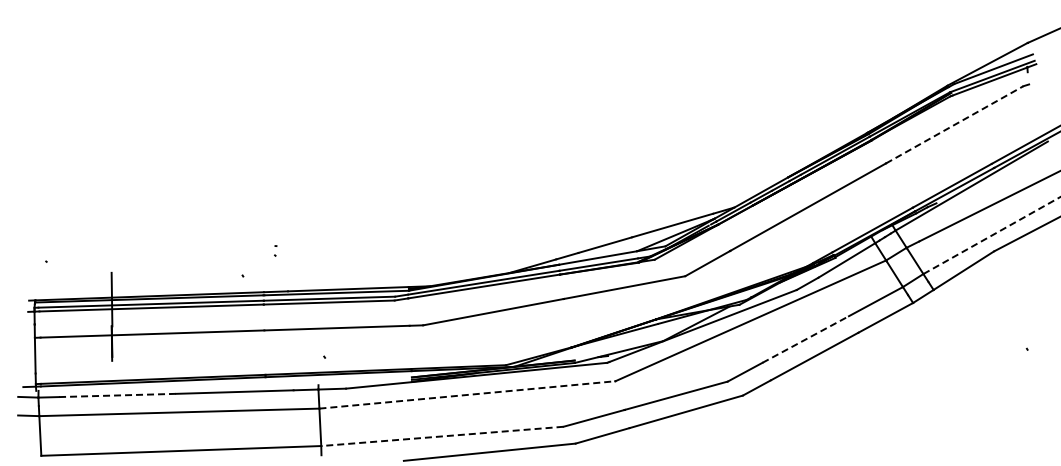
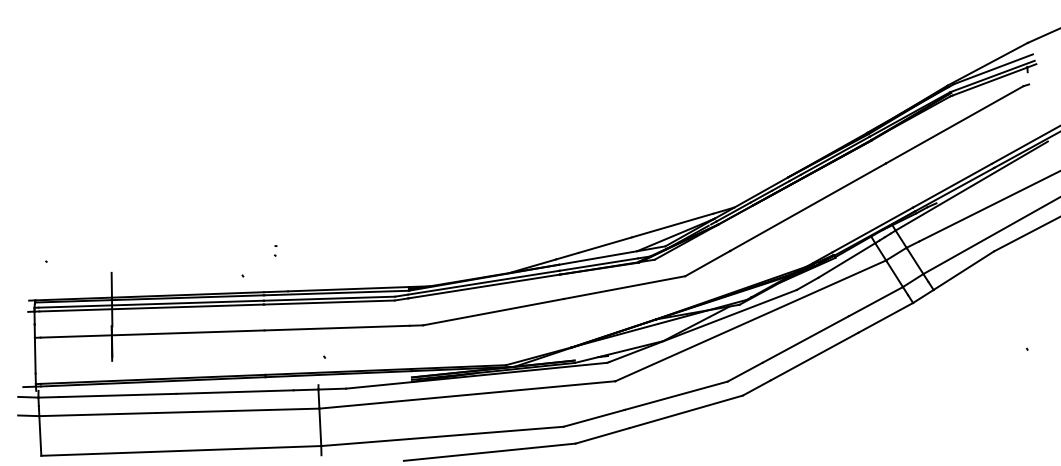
line: dashed -> solid (954, 124)
line: dashed -> solid (991, 235)
line: dashed -> solid (806, 339)
line: dashed -> solid (467, 394)
line: dashed -> solid (117, 395)
line: dashed -> solid (442, 436)
